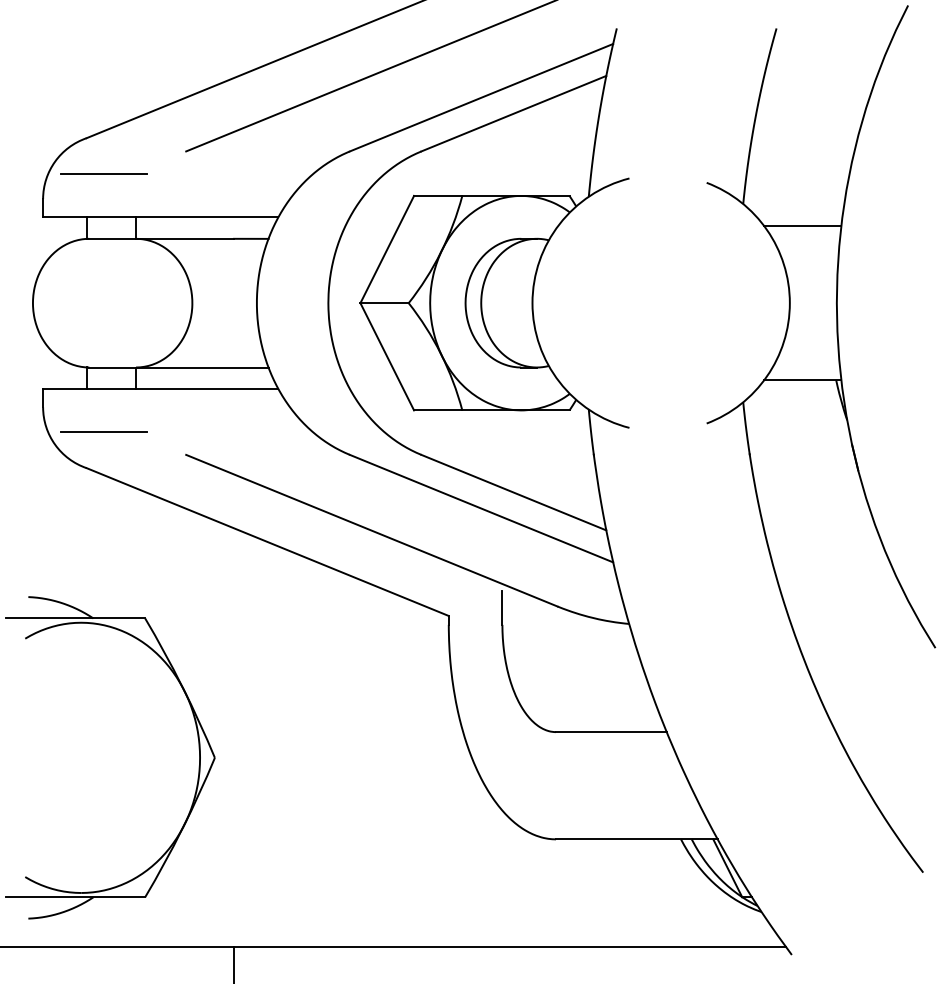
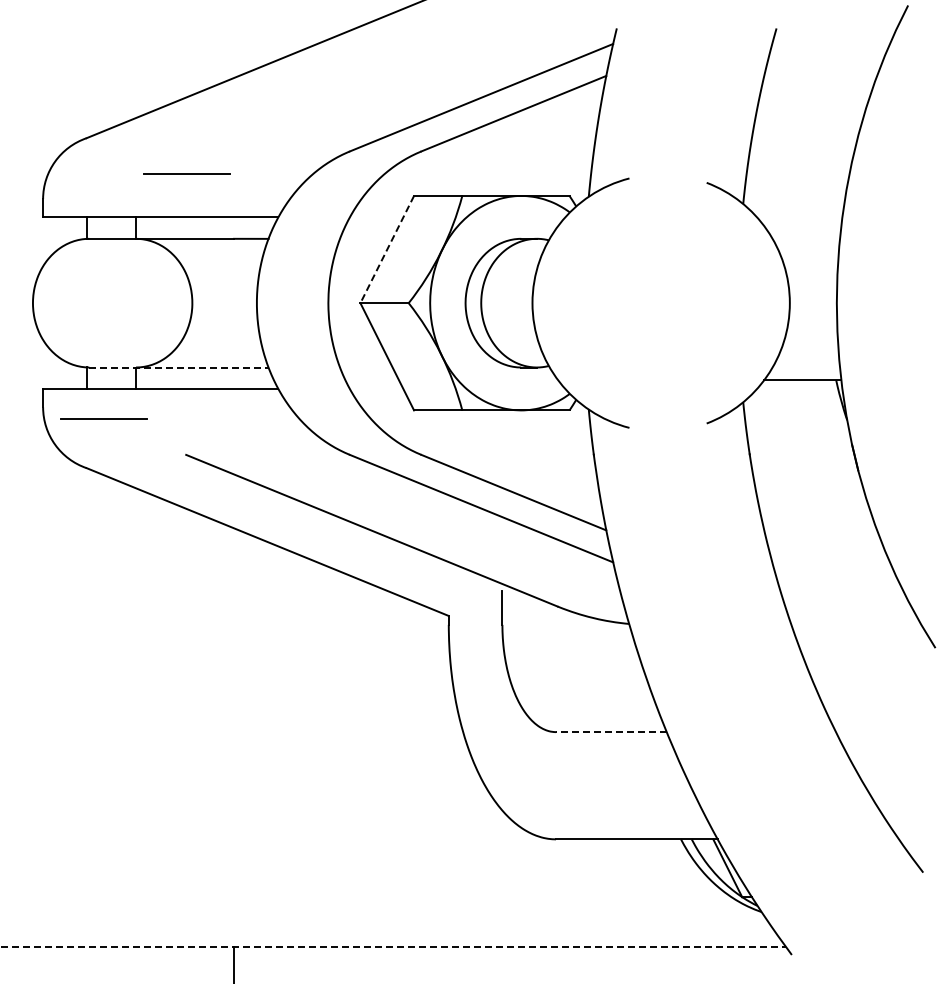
line: present -> none (368, 76)
line position: (103, 173) -> (186, 173) (186, 173)
line: present -> none (802, 225)
line: solid -> dashed (387, 249)
line: solid -> dashed (178, 367)
line position: (103, 431) -> (103, 418) (103, 418)
line: solid -> dashed (610, 732)
part: present -> none (198, 749)
line: solid -> dashed (392, 946)
